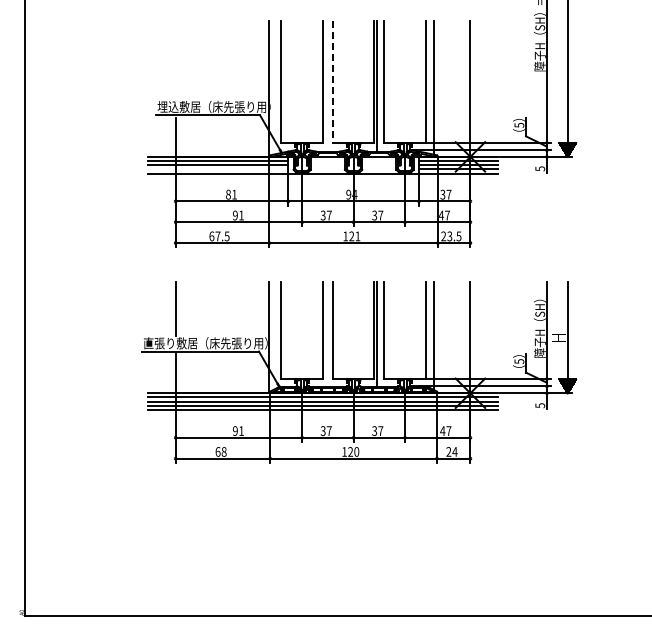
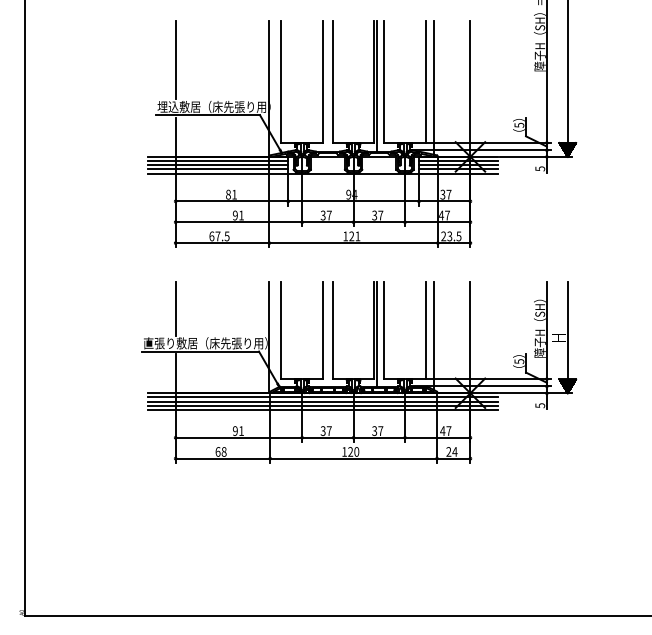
line: none -> present (175, 59)
line: dashed -> solid (332, 82)
line: none -> present (217, 169)
